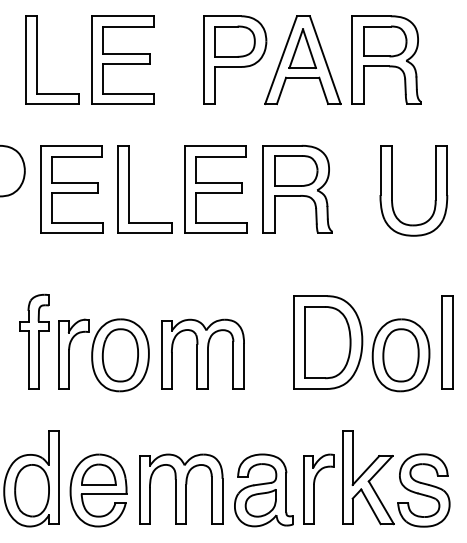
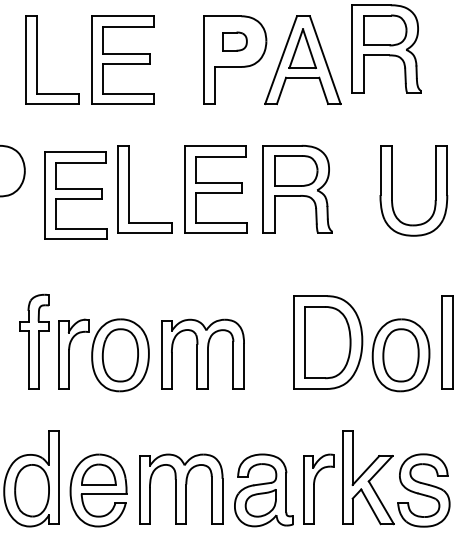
part size: 42x33 px -> 26x21 px (234, 41)
part position: (386, 59) -> (386, 48) (386, 48)
part position: (71, 189) -> (75, 195) (75, 195)
